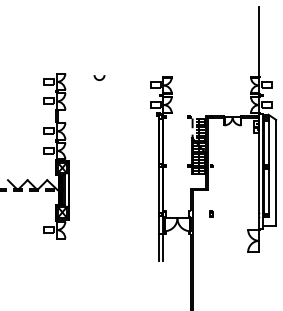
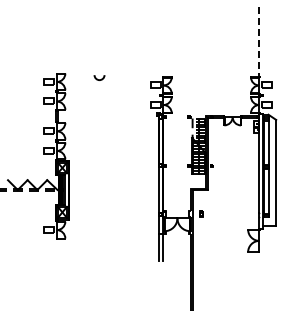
line: solid -> dashed (259, 42)
part position: (211, 213) -> (201, 213) (201, 213)
